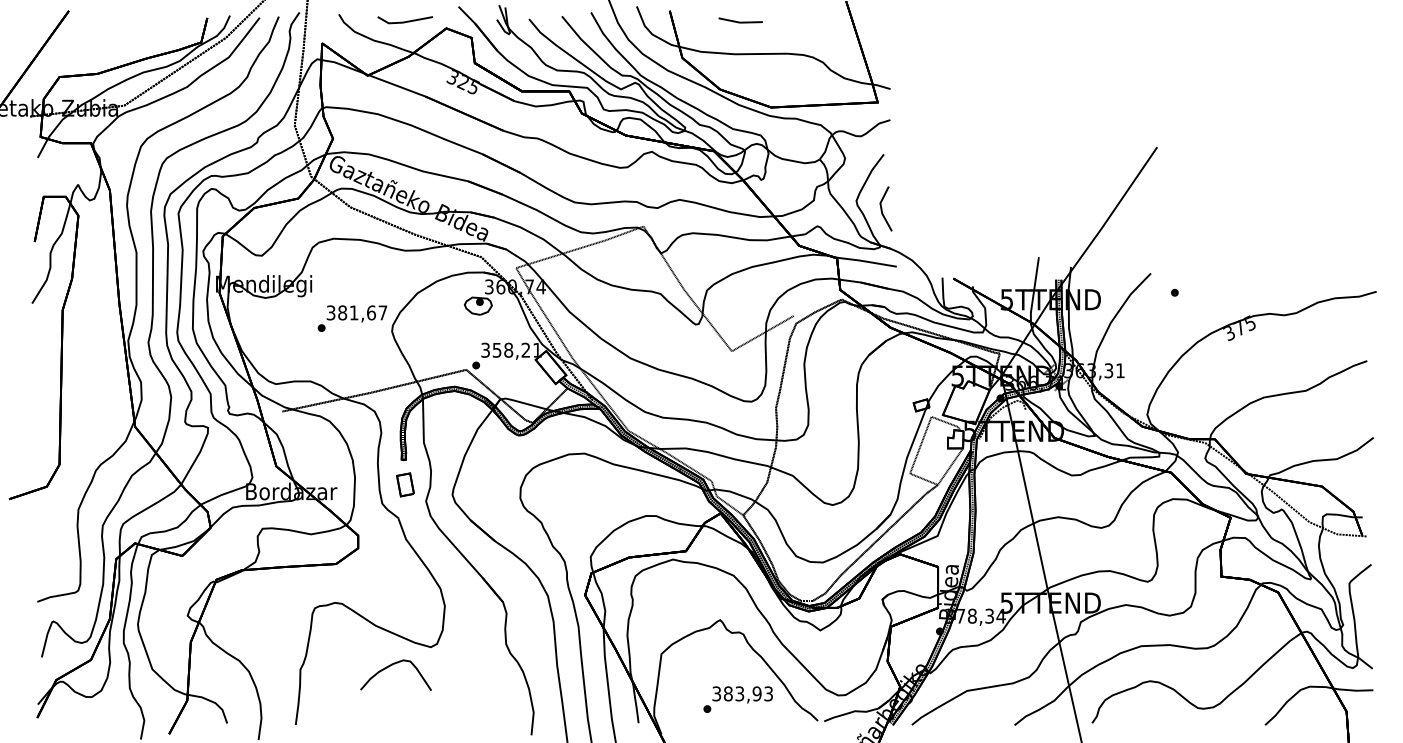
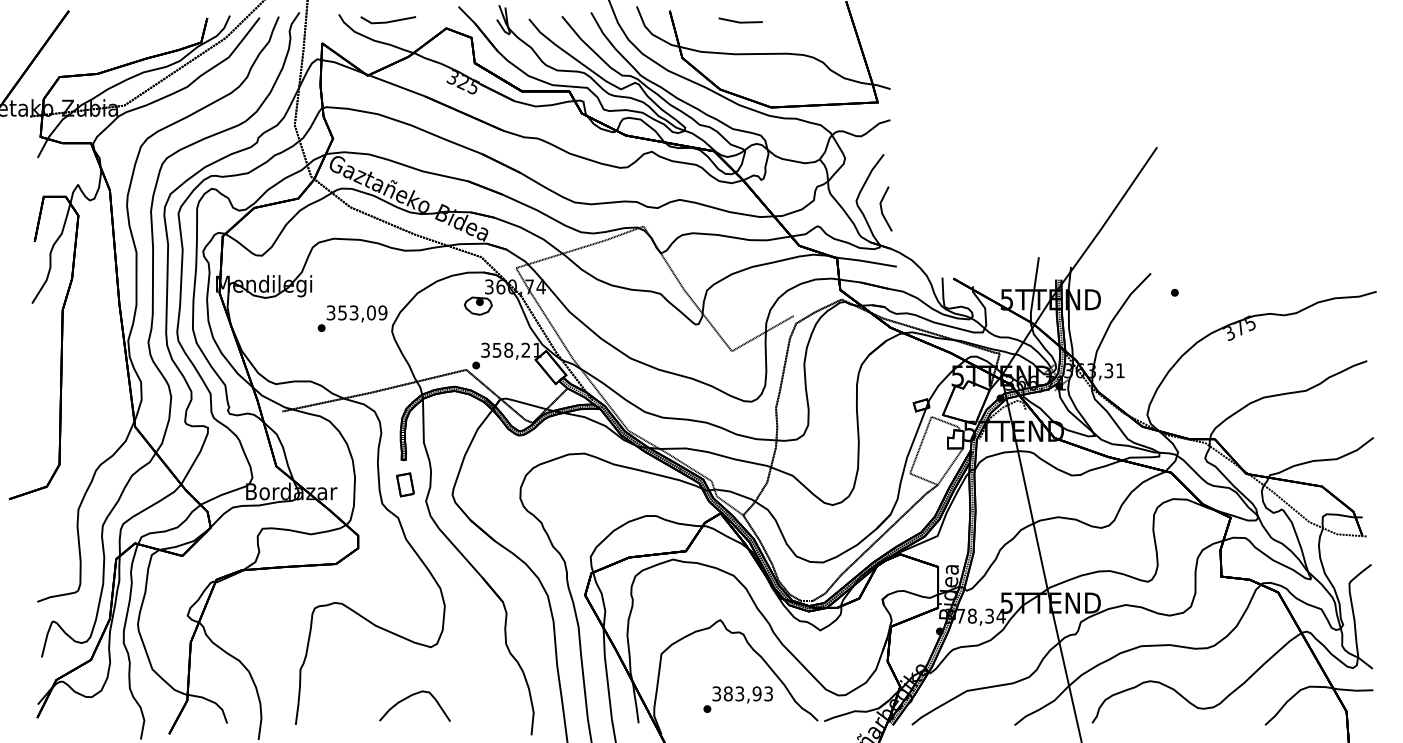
line position: (405, 21) -> (388, 21) (388, 21)
text: 381,67 -> 353,09 (362, 312)
curve position: (389, 667) -> (408, 698) (408, 698)
